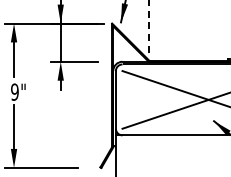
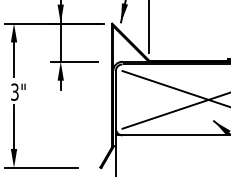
line: dashed -> solid (149, 25)
text: 9" -> 3" (14, 91)
